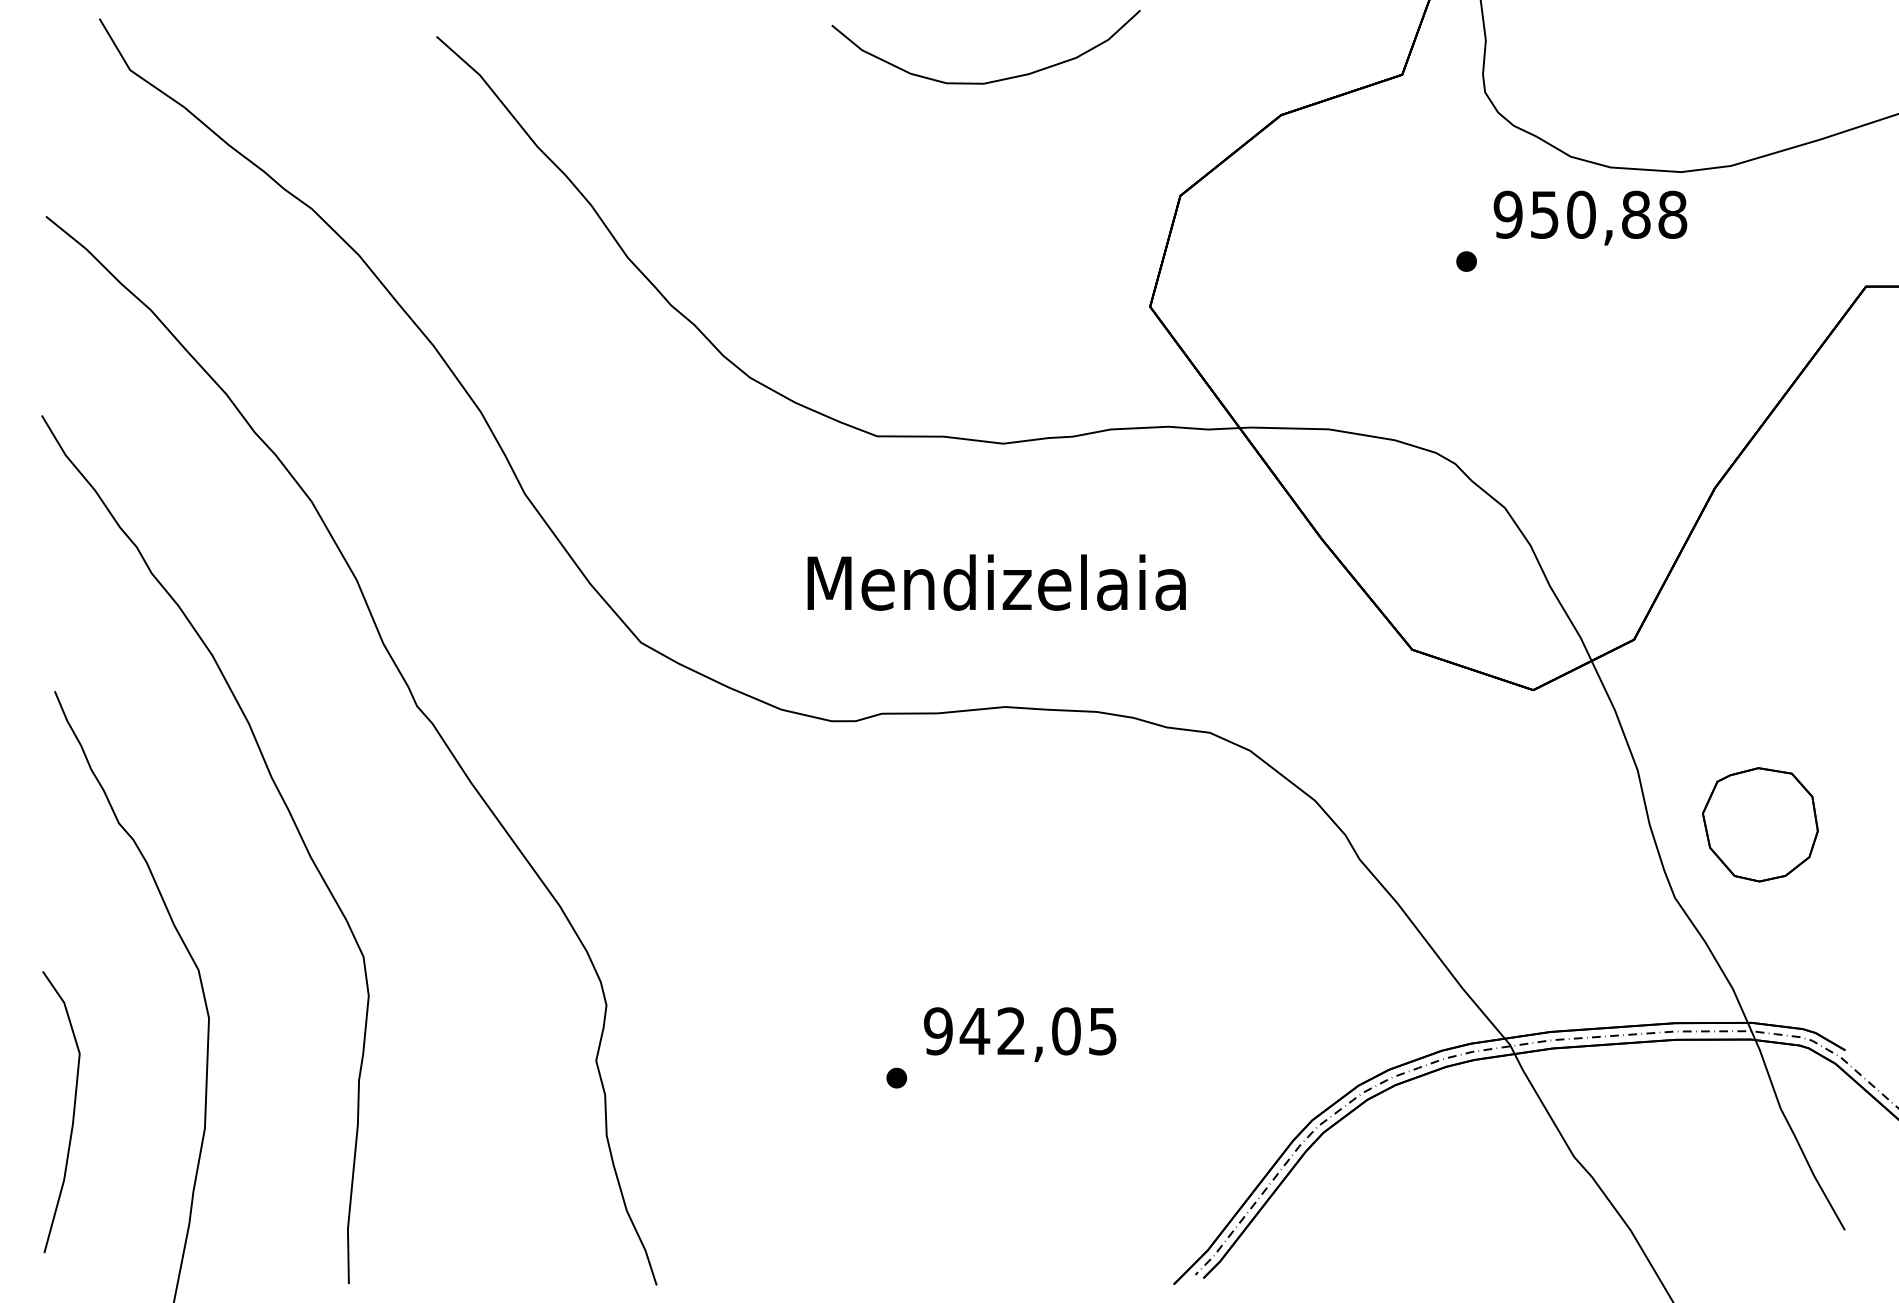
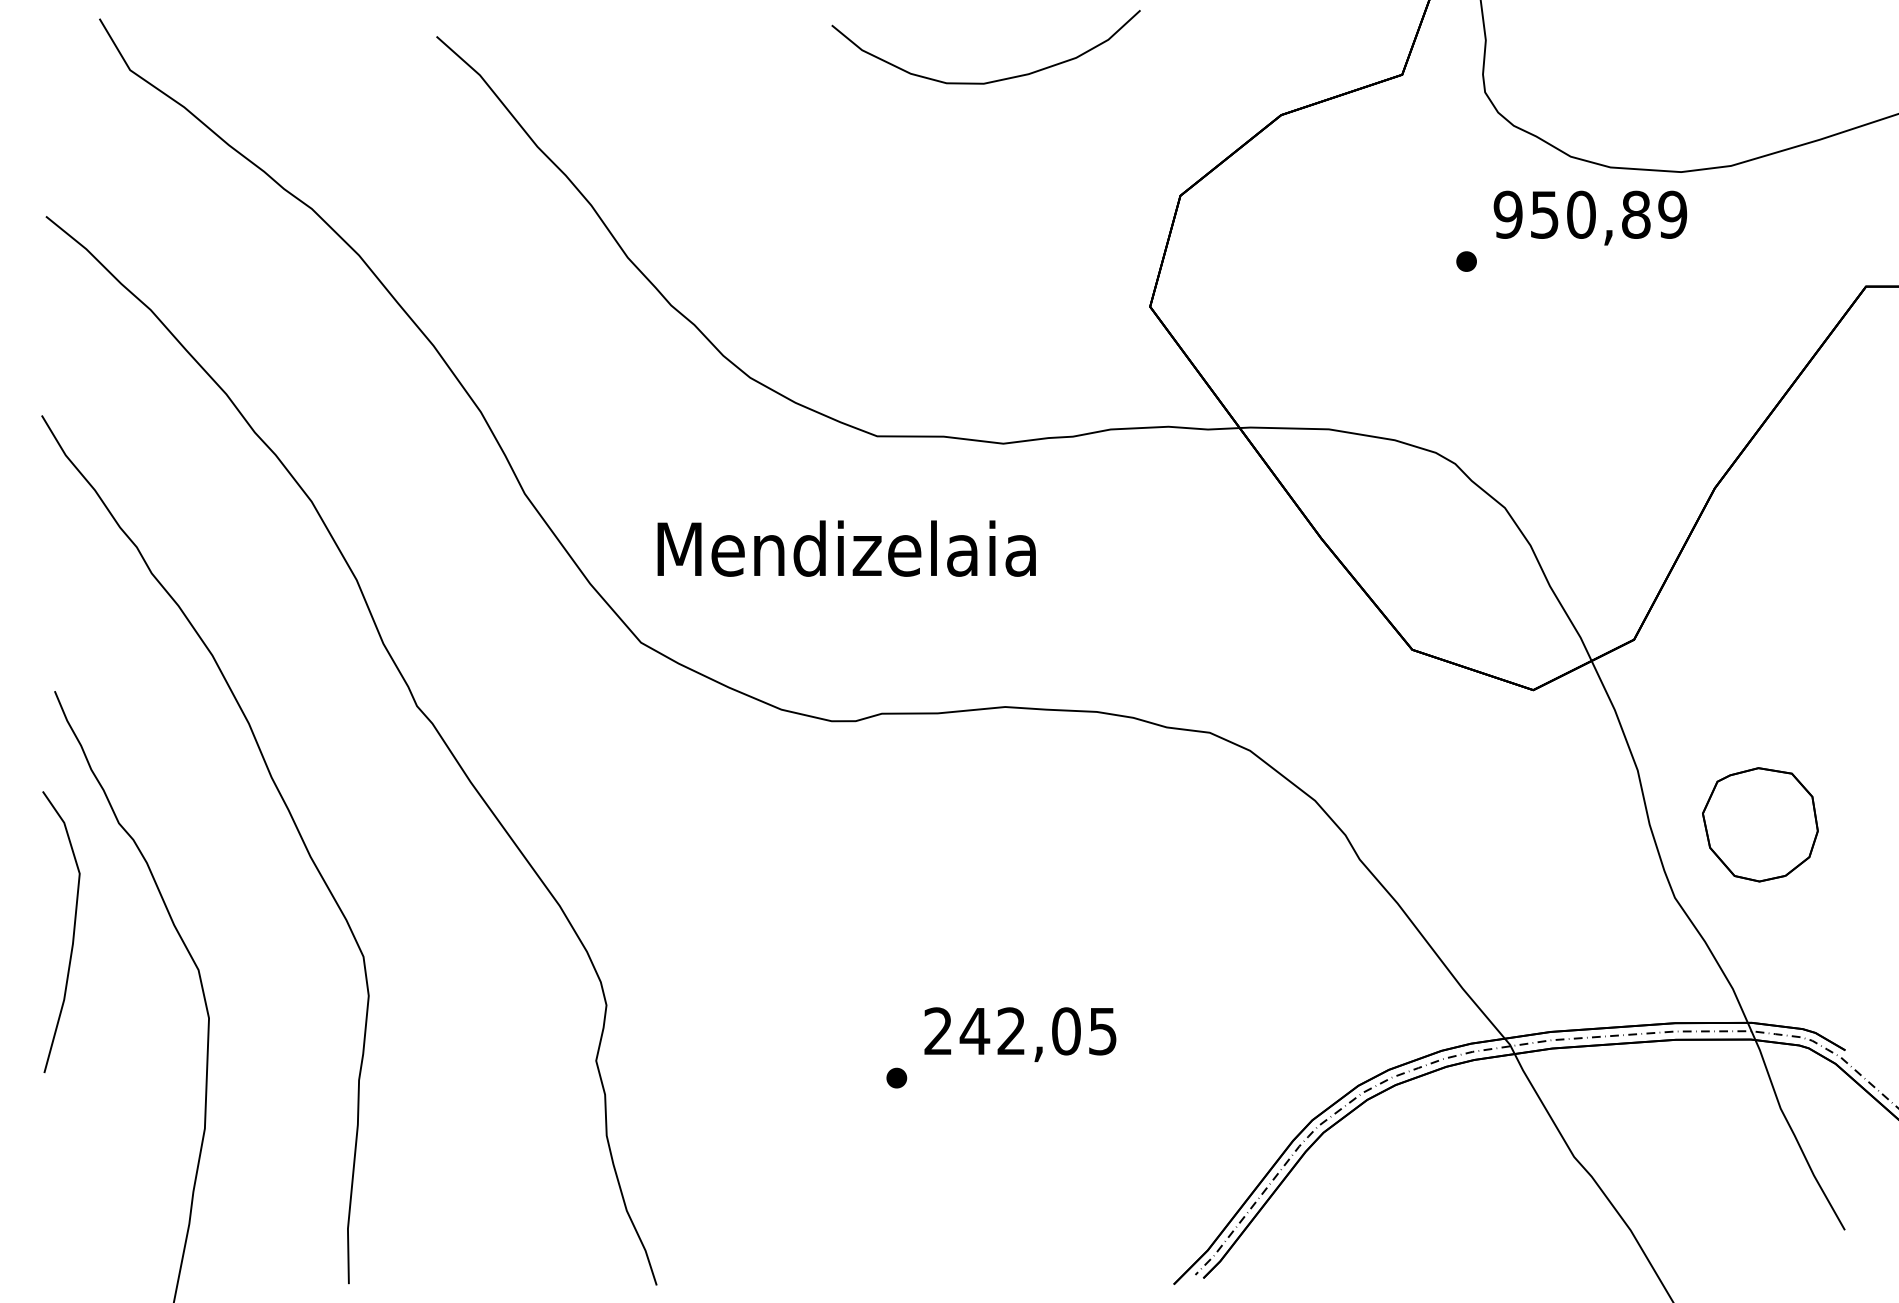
text: 950,88 -> 950,89 (1672, 214)
text position: (996, 582) -> (846, 548) (846, 548)
text: 942,05 -> 242,05 (938, 1031)
curve position: (72, 1115) -> (72, 935) (72, 935)
